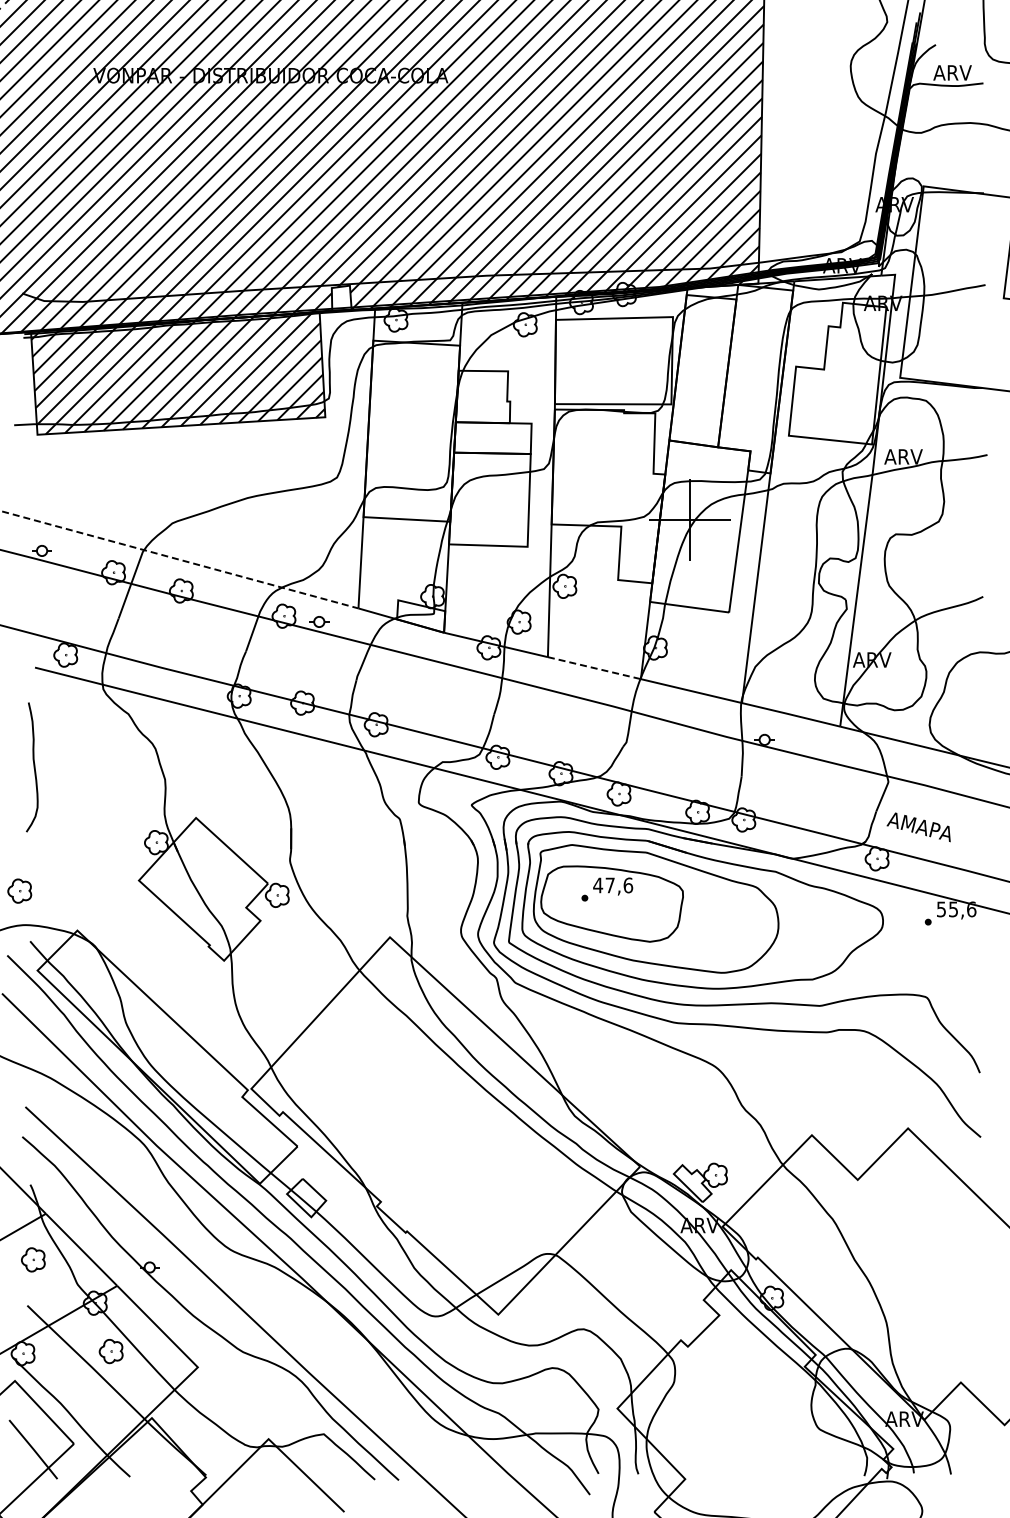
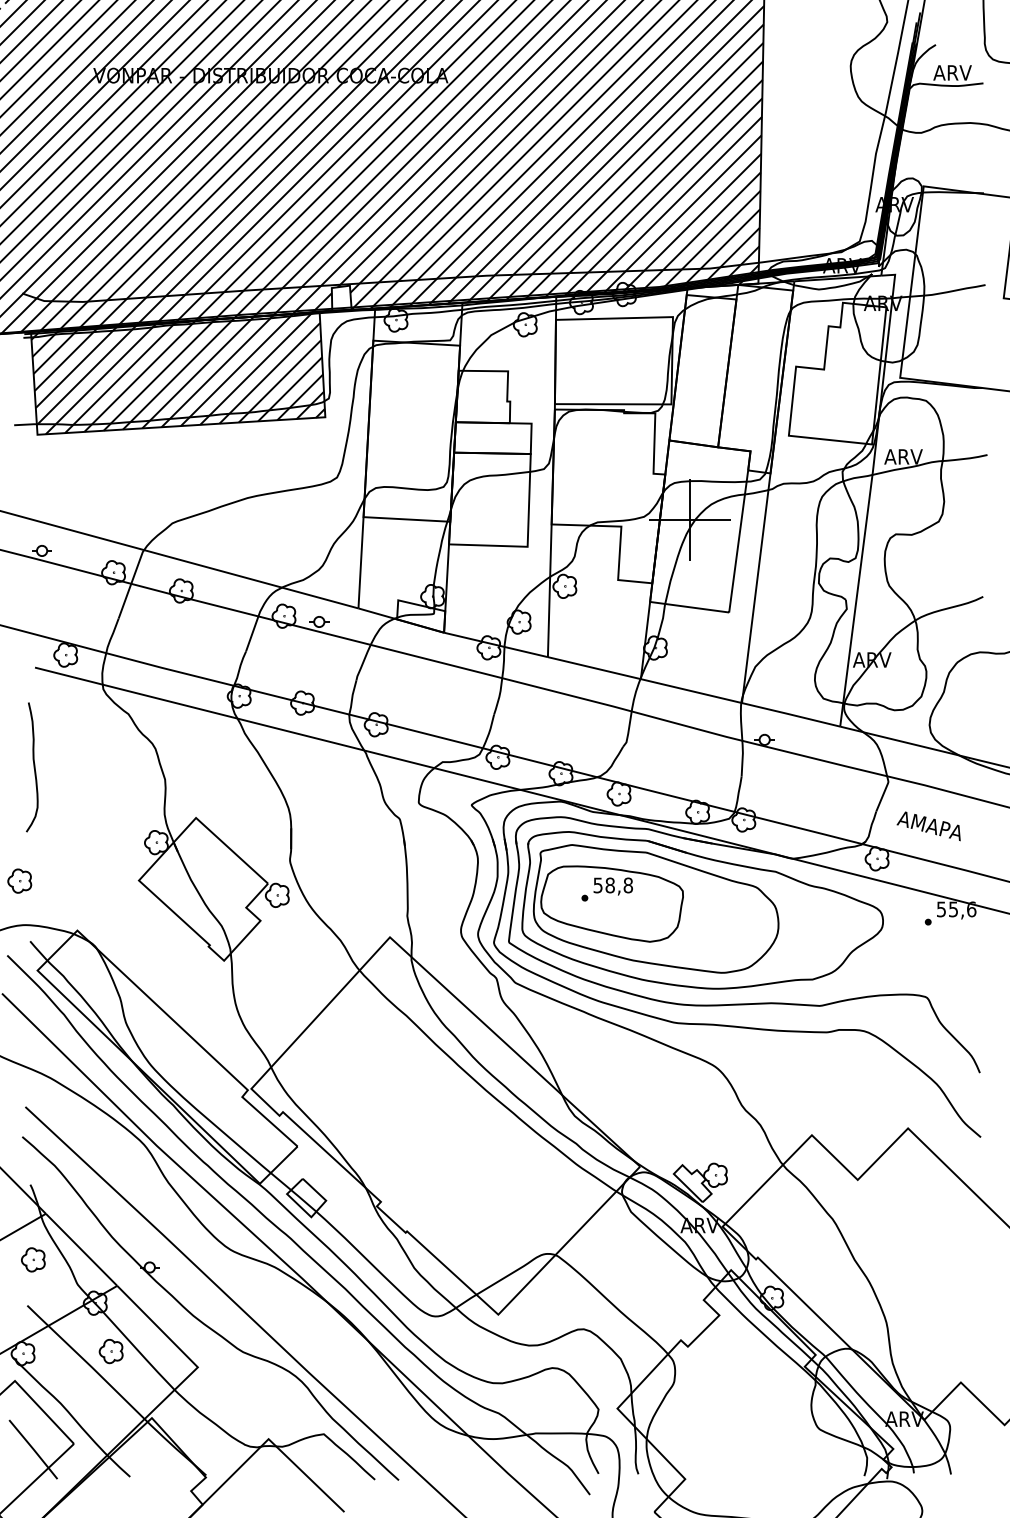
line: dashed -> solid (179, 559)
line: dashed -> solid (594, 668)
text position: (918, 827) -> (928, 826) (928, 826)
text: 47,6 -> 58,8 (613, 885)
part position: (19, 890) -> (19, 880) (19, 880)
